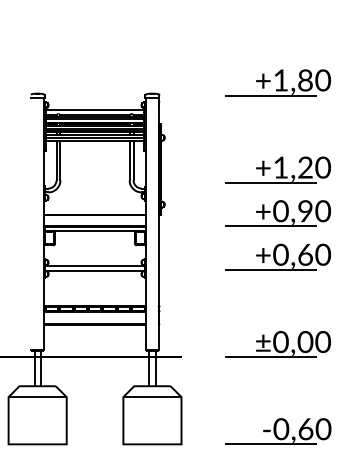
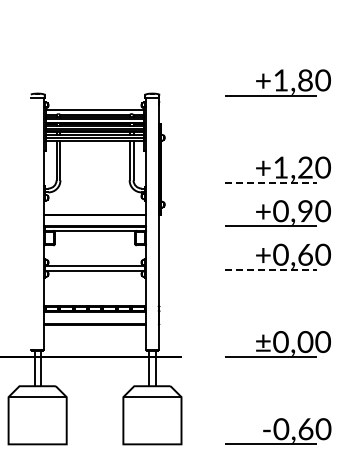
line: solid -> dashed (271, 182)
line: solid -> dashed (271, 269)
